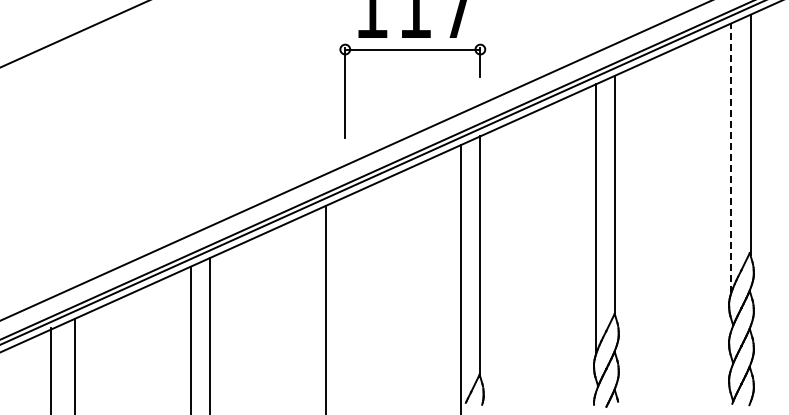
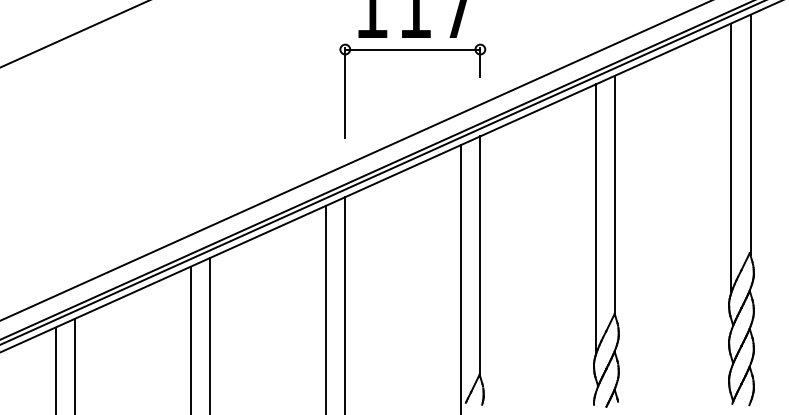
line: dashed -> solid (730, 158)
line: none -> present (345, 304)
line position: (50, 369) -> (55, 369) (55, 369)
